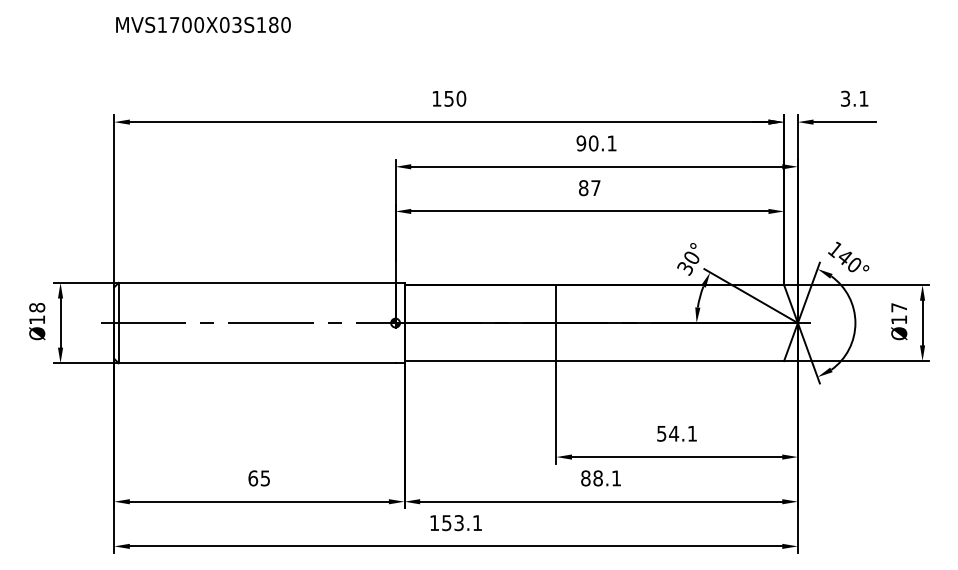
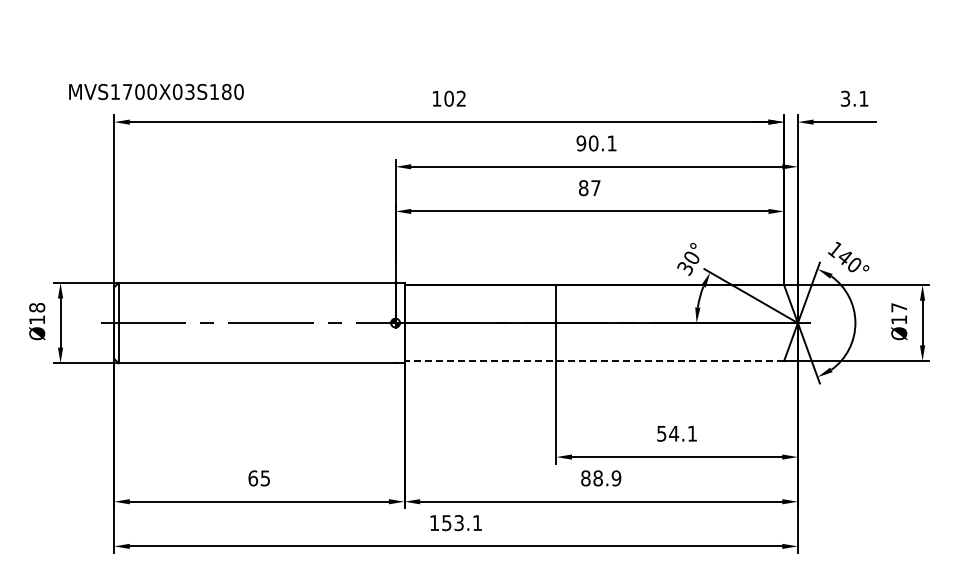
text position: (203, 24) -> (156, 91) (156, 91)
text: 150 -> 102 (455, 98)
line: solid -> dashed (594, 361)
text: 88.1 -> 88.9 (616, 478)
